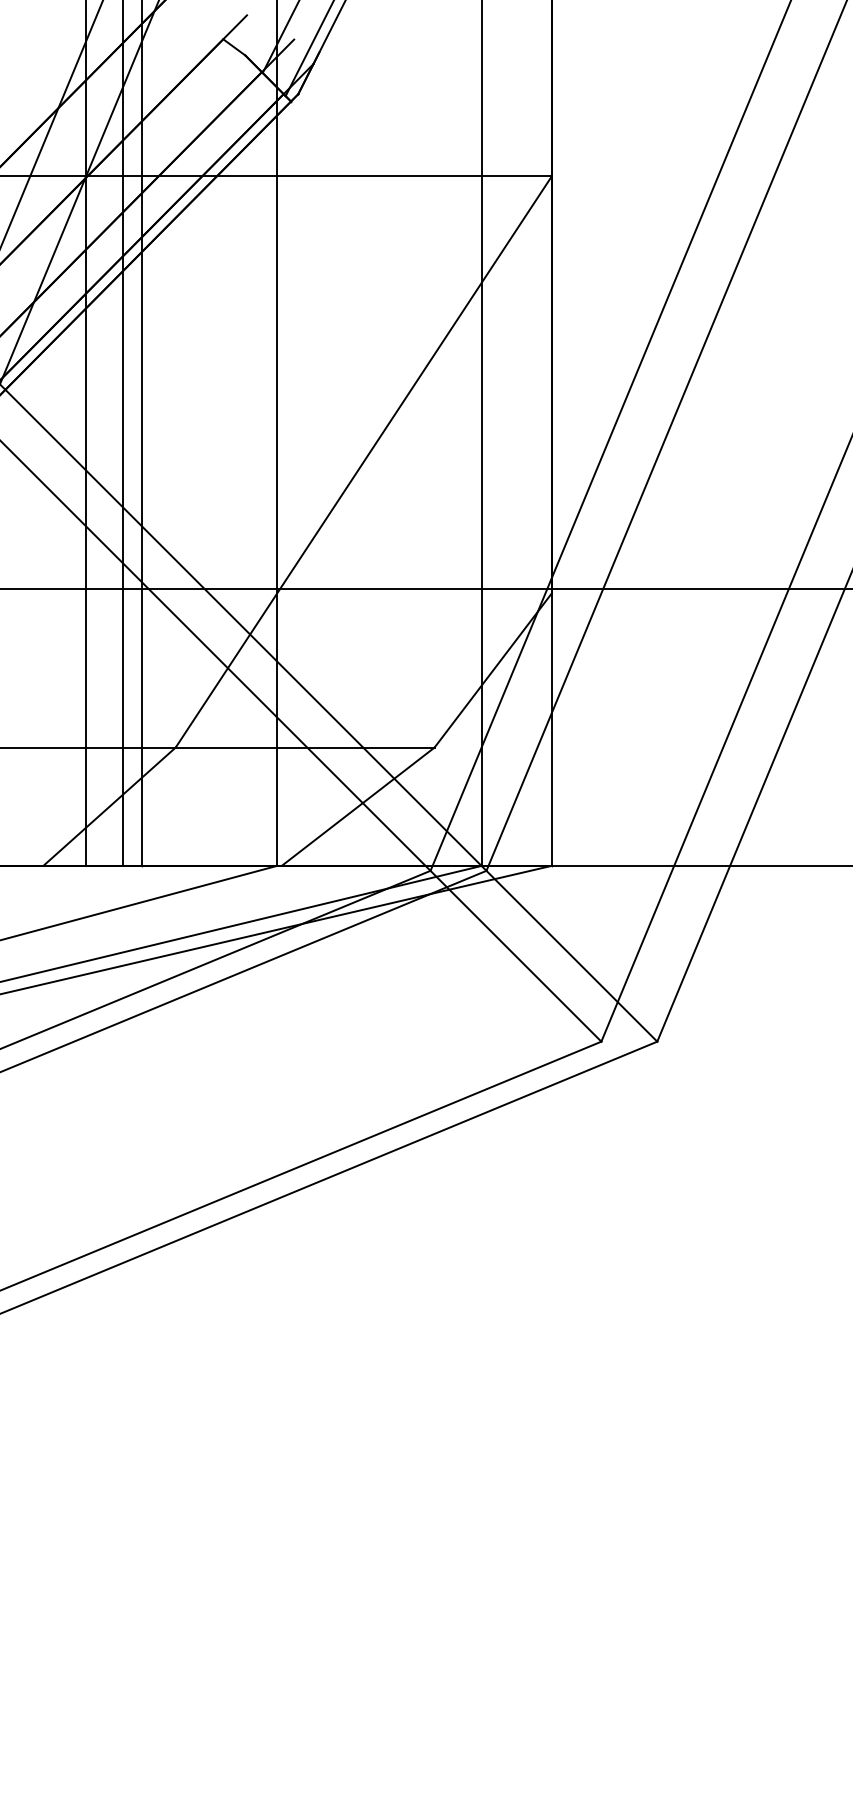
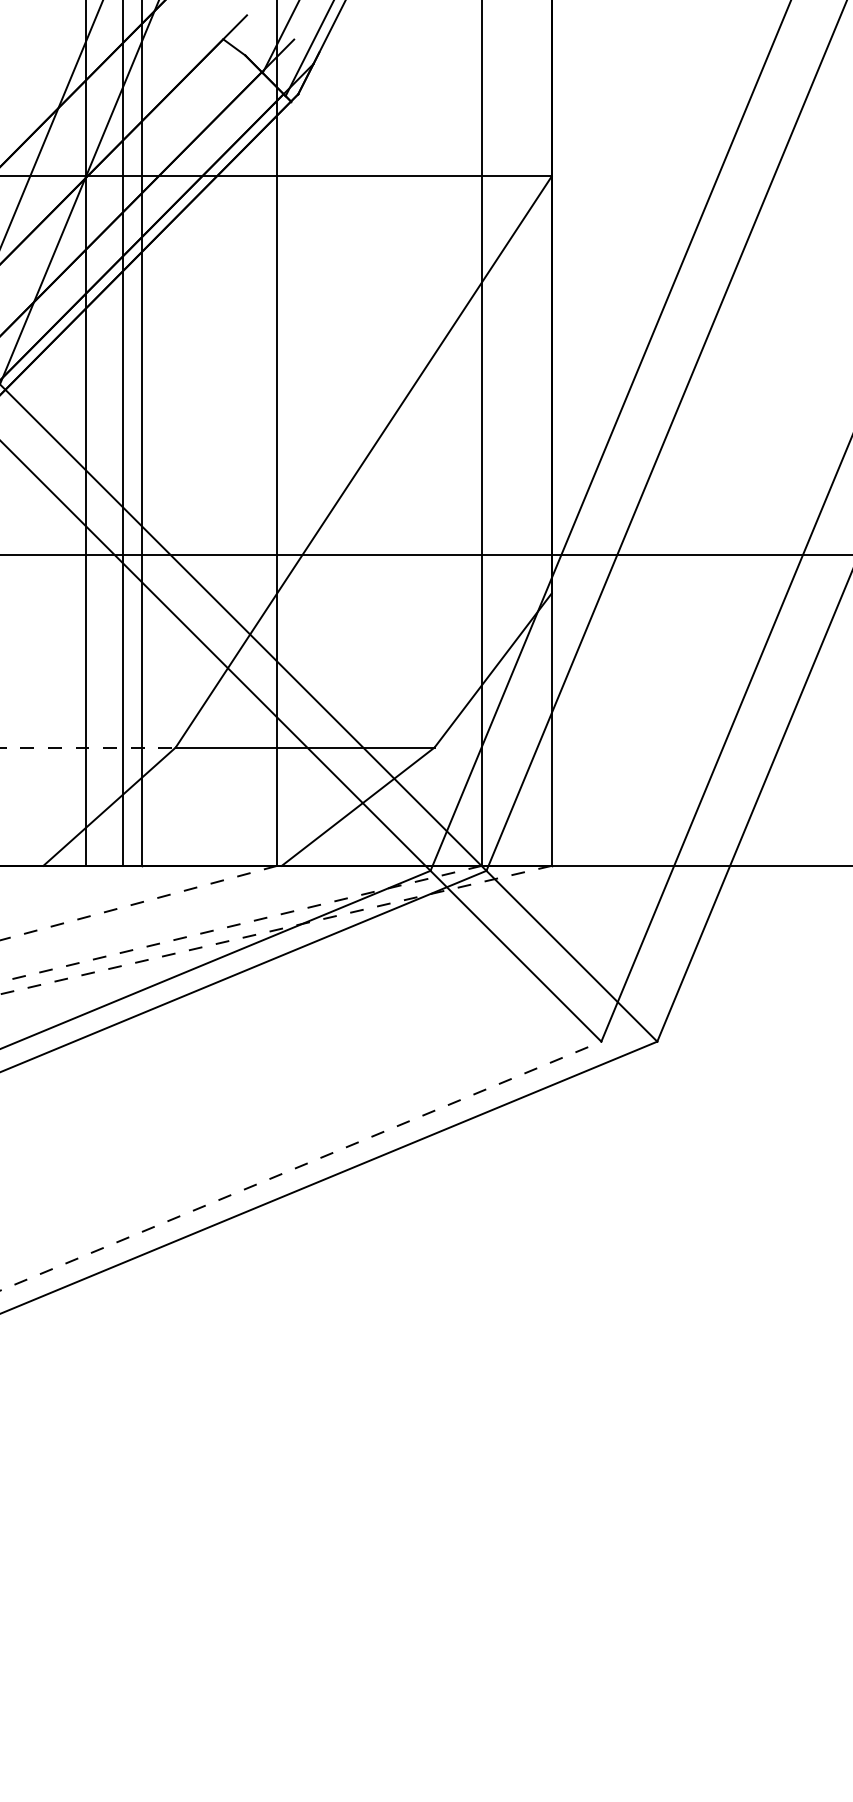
line position: (425, 588) -> (425, 554) (425, 554)
line: solid -> dashed (88, 747)
line: solid -> dashed (138, 903)
line: solid -> dashed (241, 923)
line: solid -> dashed (276, 930)
line: solid -> dashed (301, 1166)
